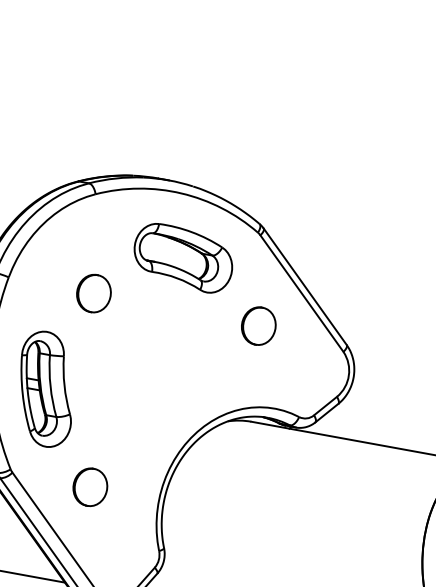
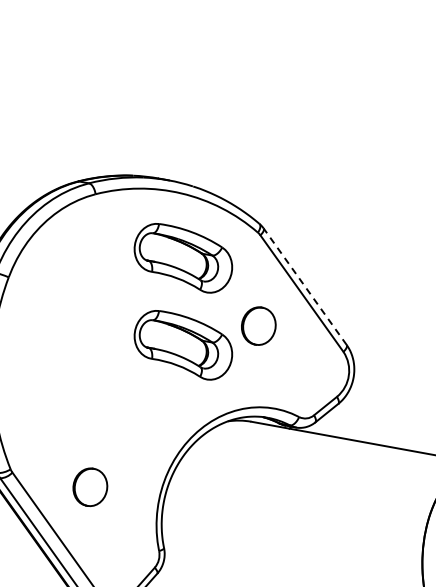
line: solid -> dashed (305, 286)
part: present -> none (93, 293)
part: none -> present (183, 345)
part: present -> none (45, 388)
line: present -> none (33, 576)
